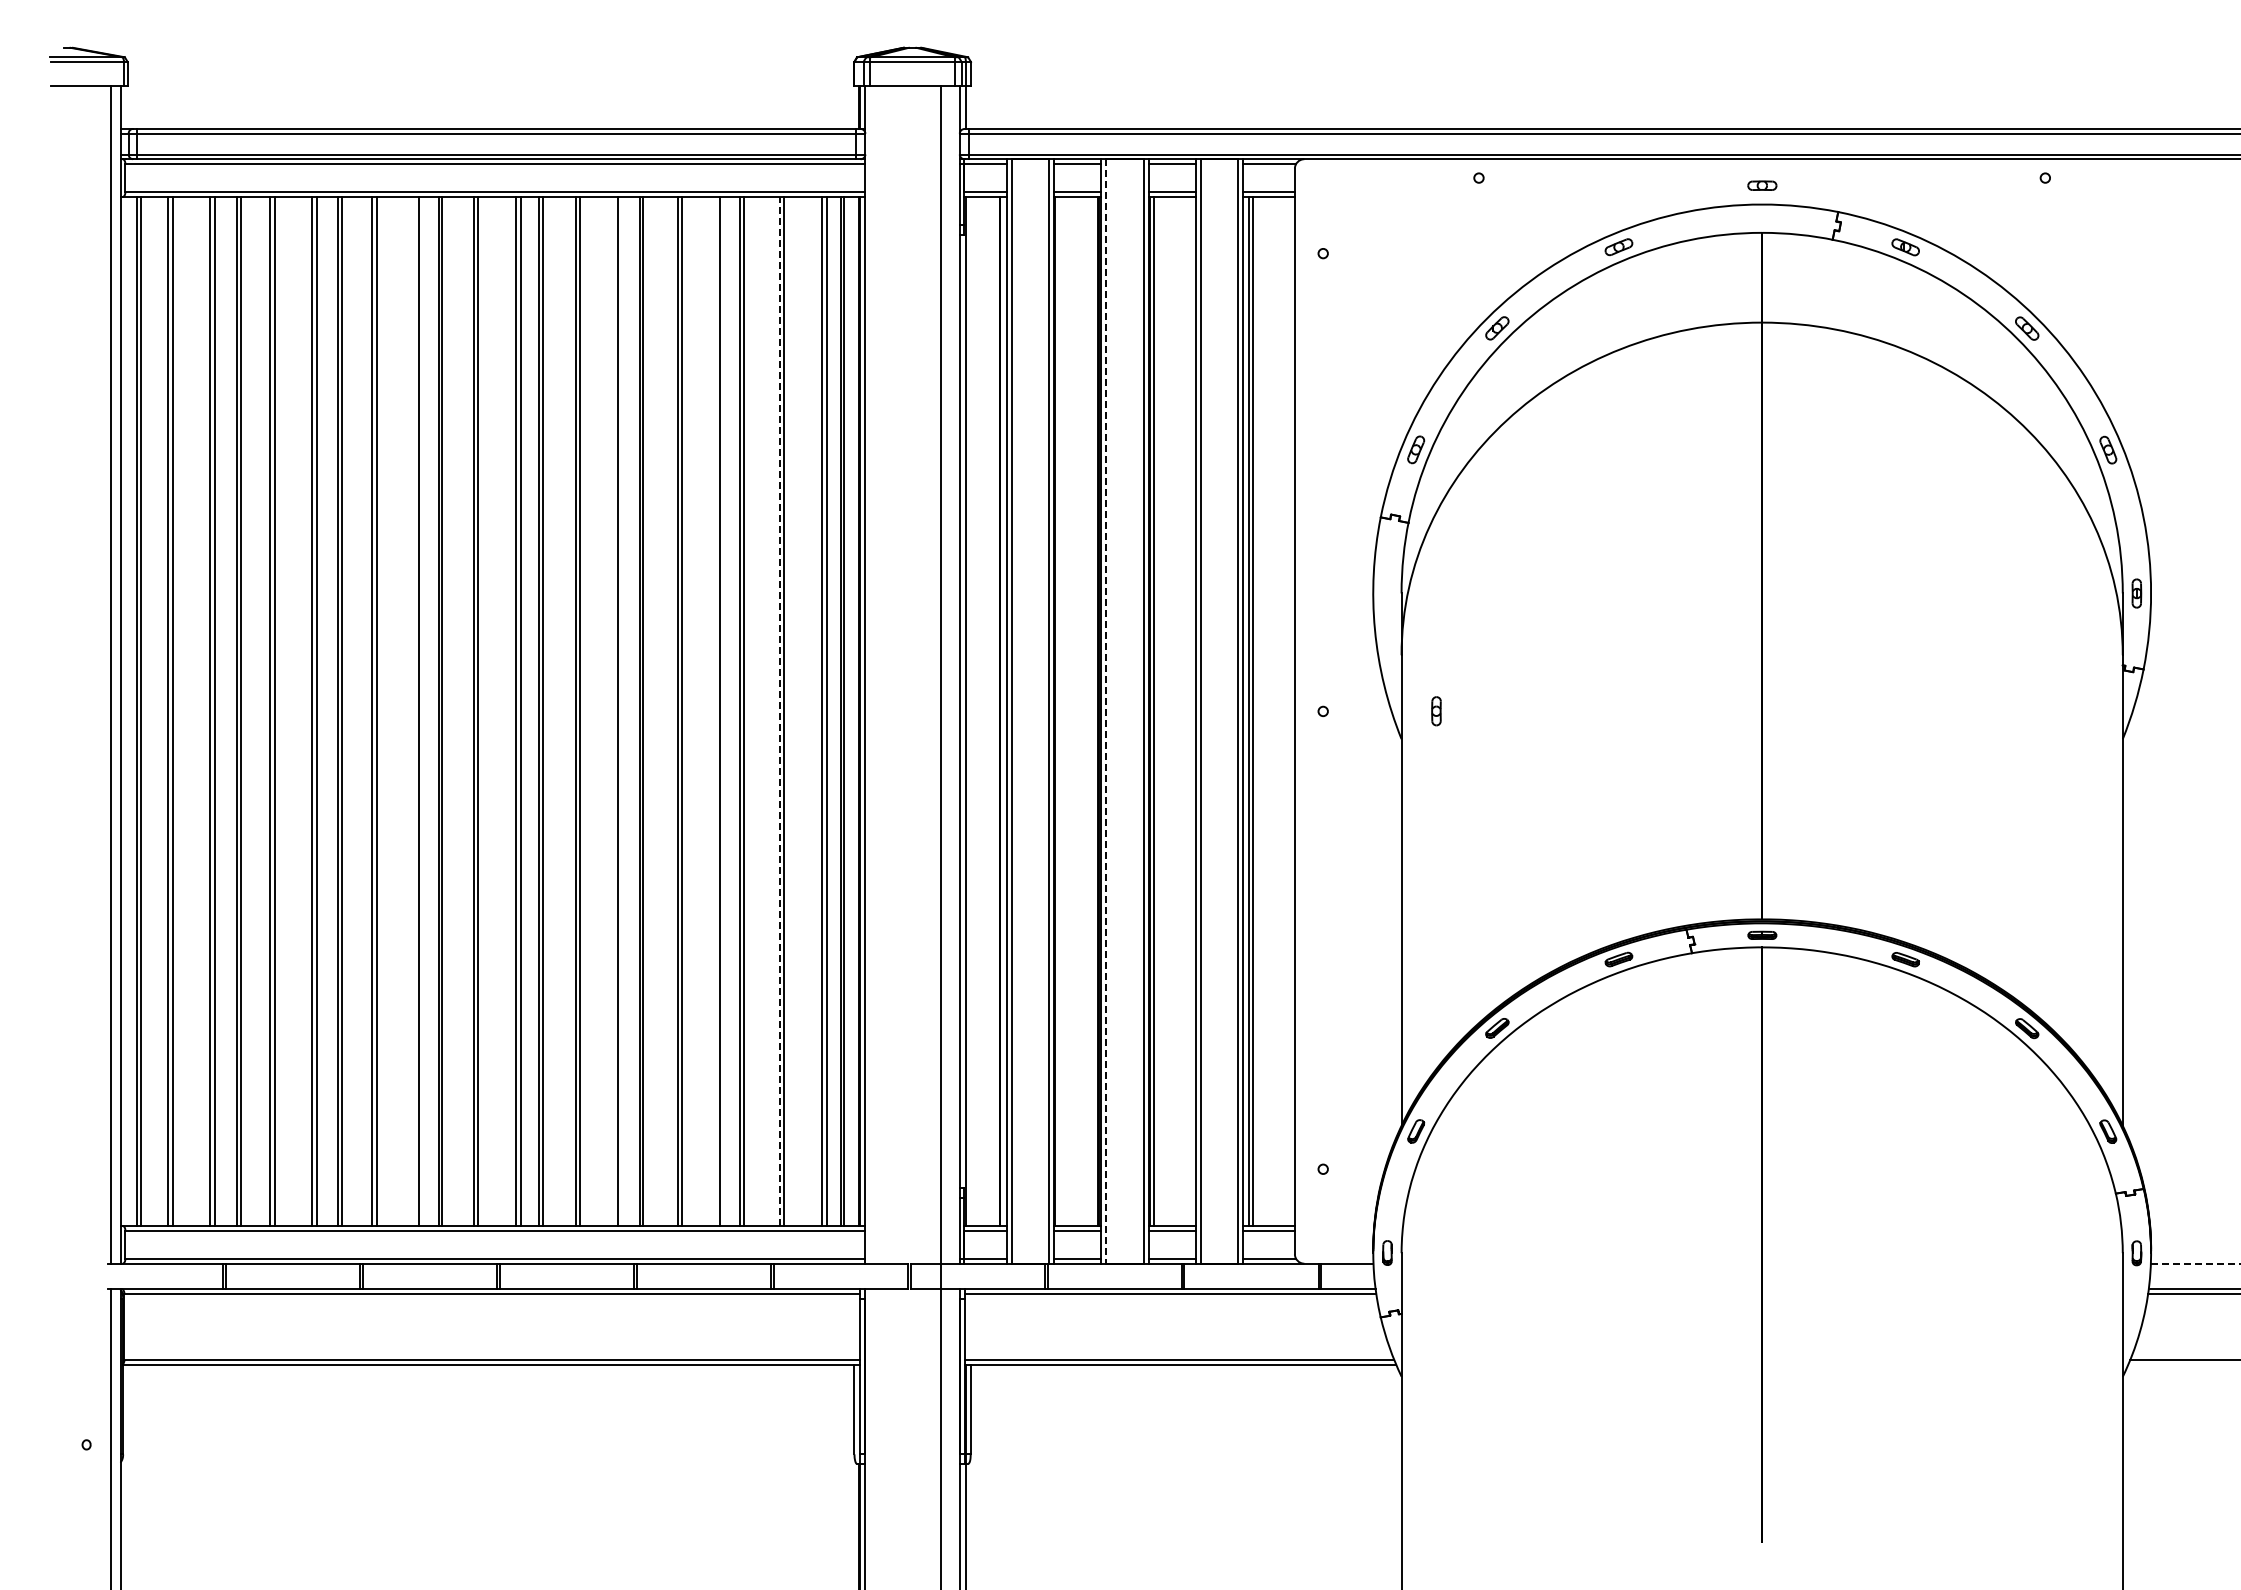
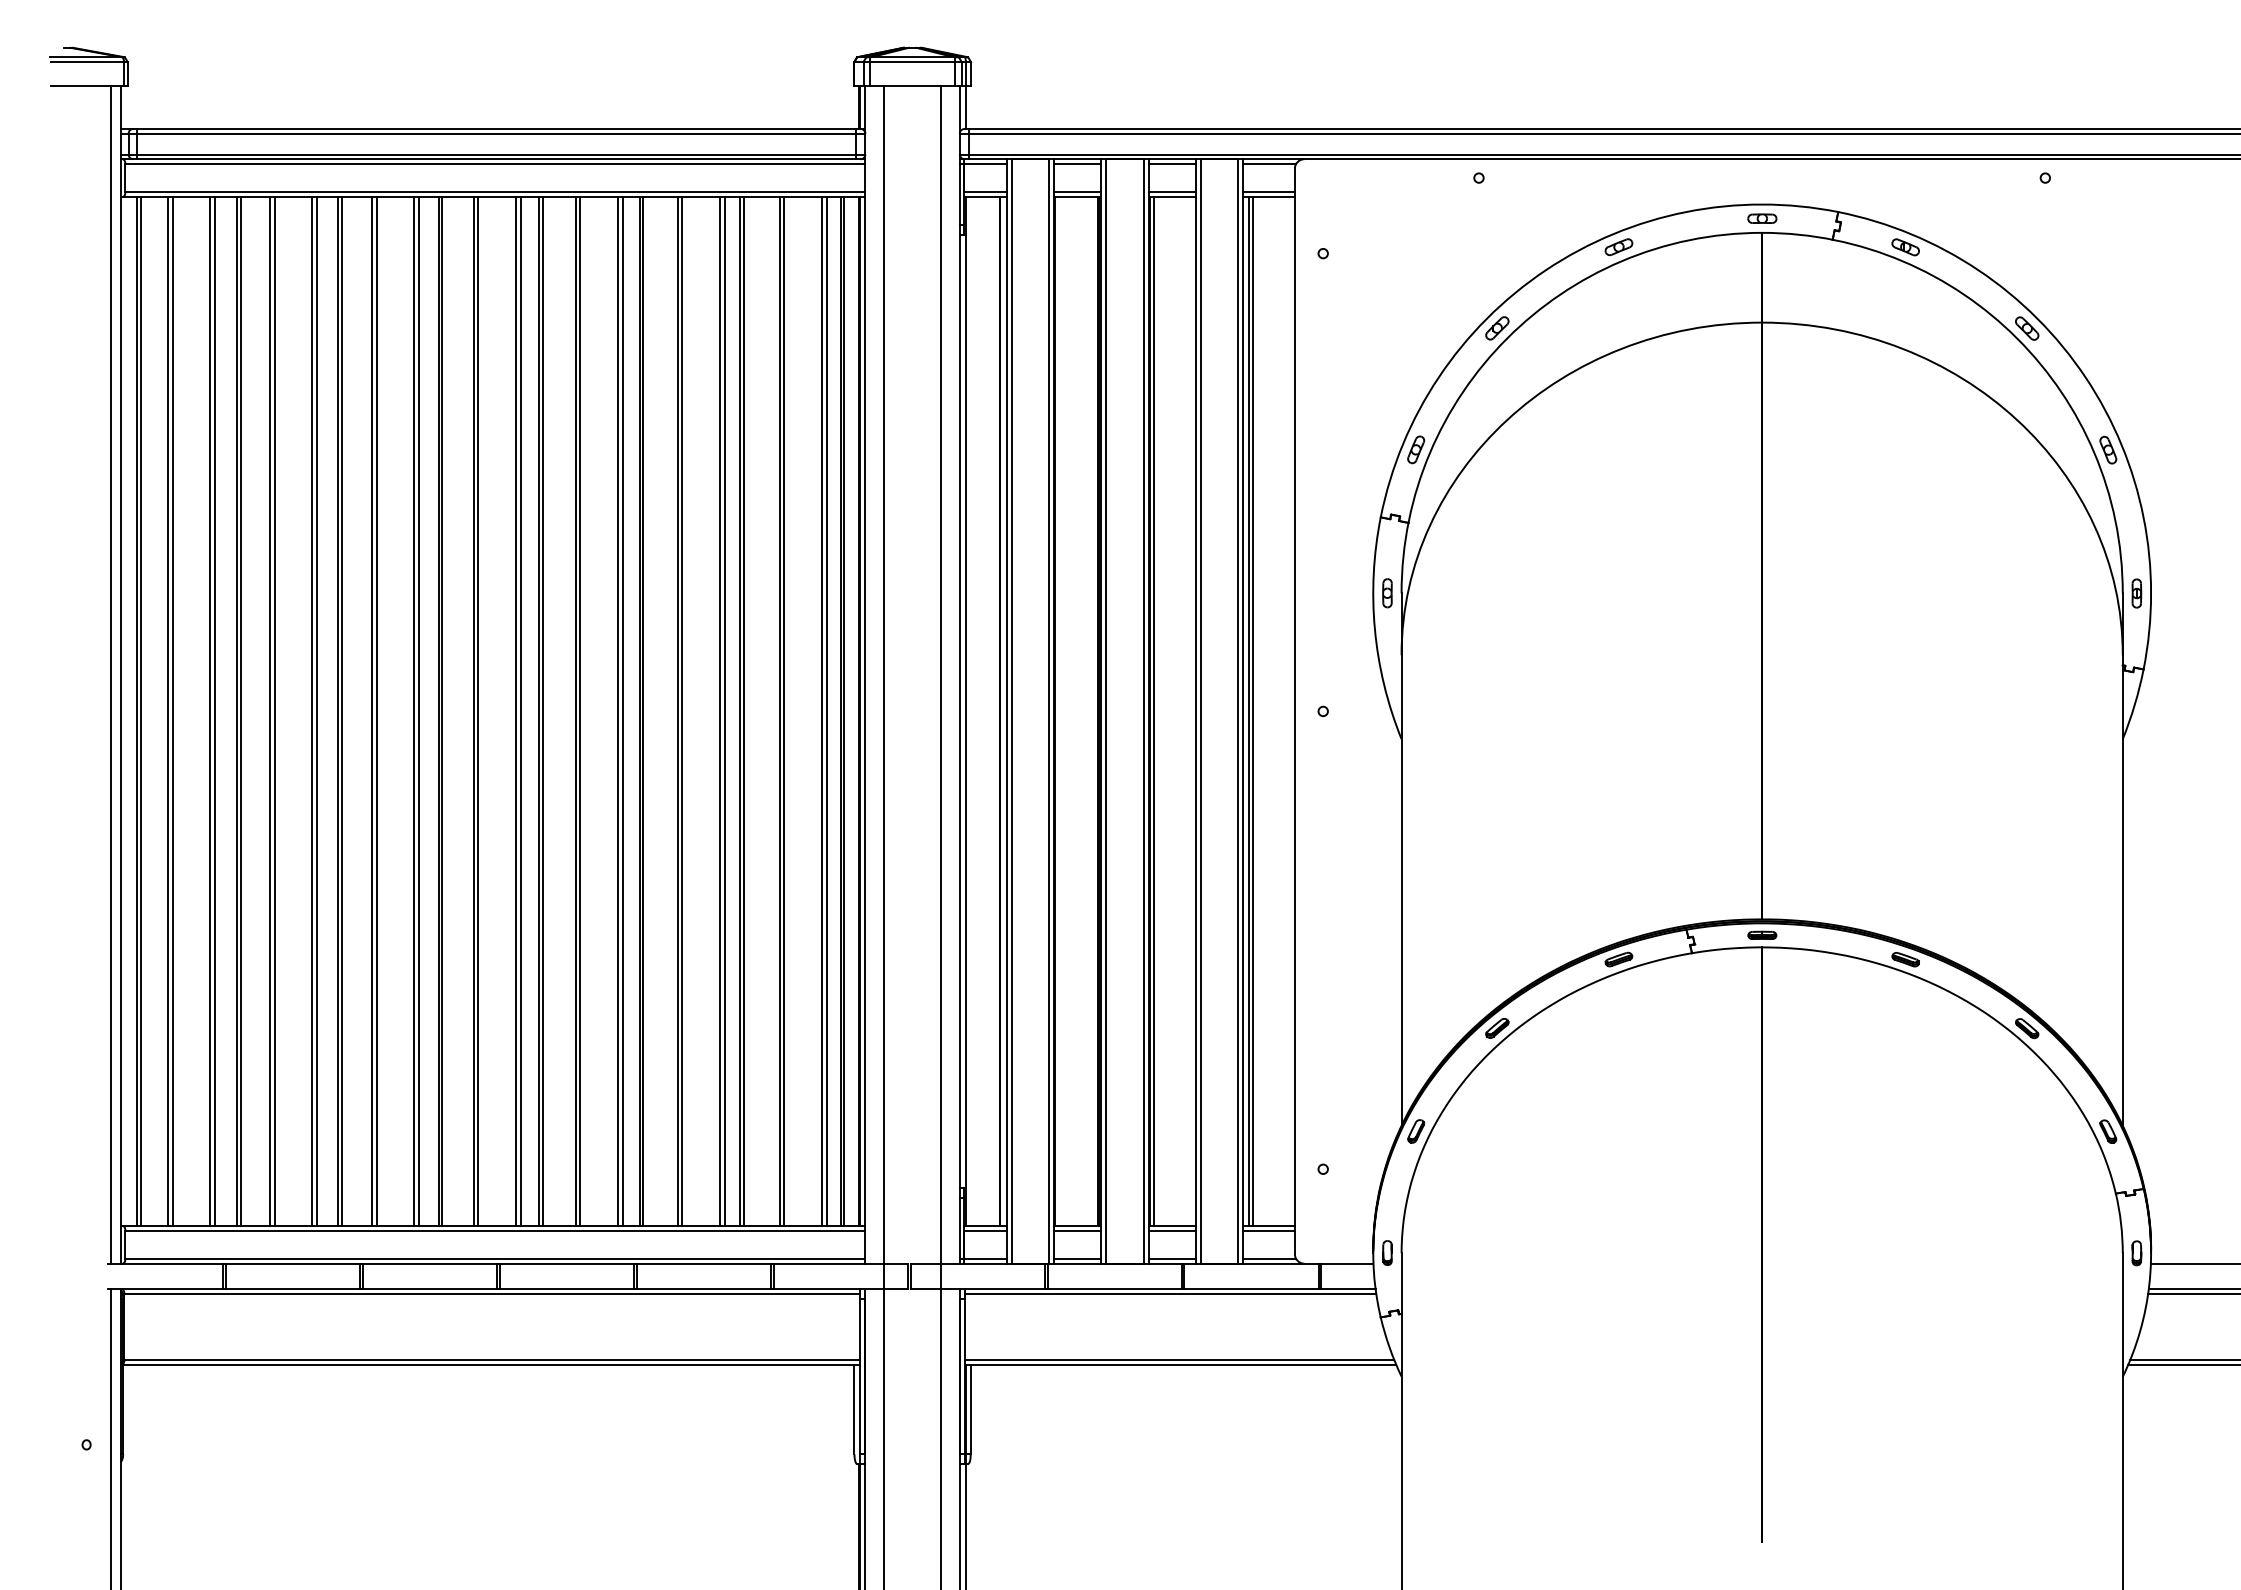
part position: (1762, 185) -> (1762, 218) (1762, 218)
line: none -> present (414, 710)
line: none -> present (622, 710)
line: none -> present (724, 710)
line: dashed -> solid (779, 710)
line: dashed -> solid (1106, 711)
part position: (1436, 711) -> (1387, 593) (1387, 593)
line: none -> present (884, 835)
line: dashed -> solid (2195, 1263)
line: none -> present (2182, 1364)
